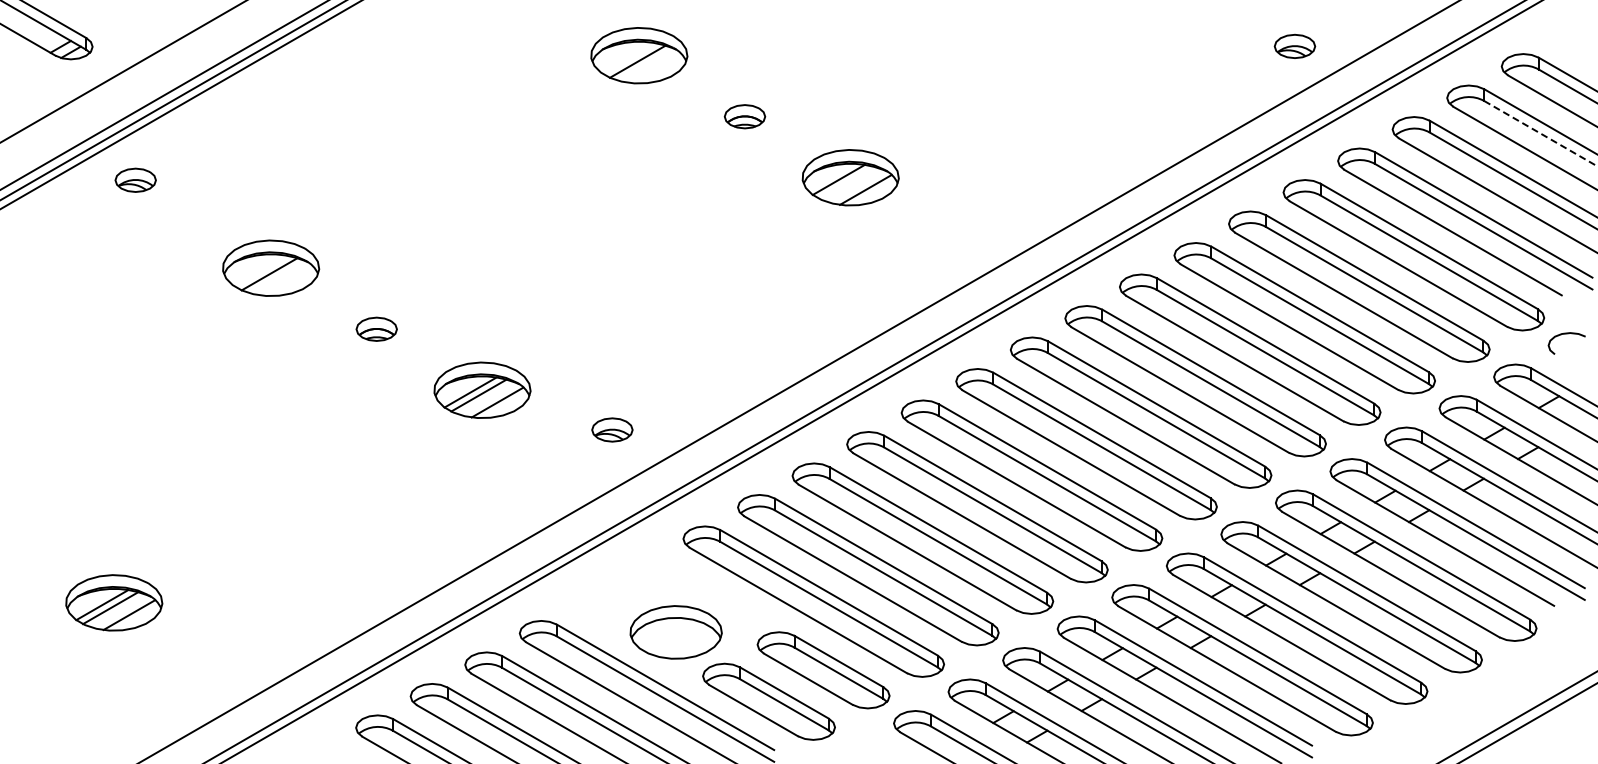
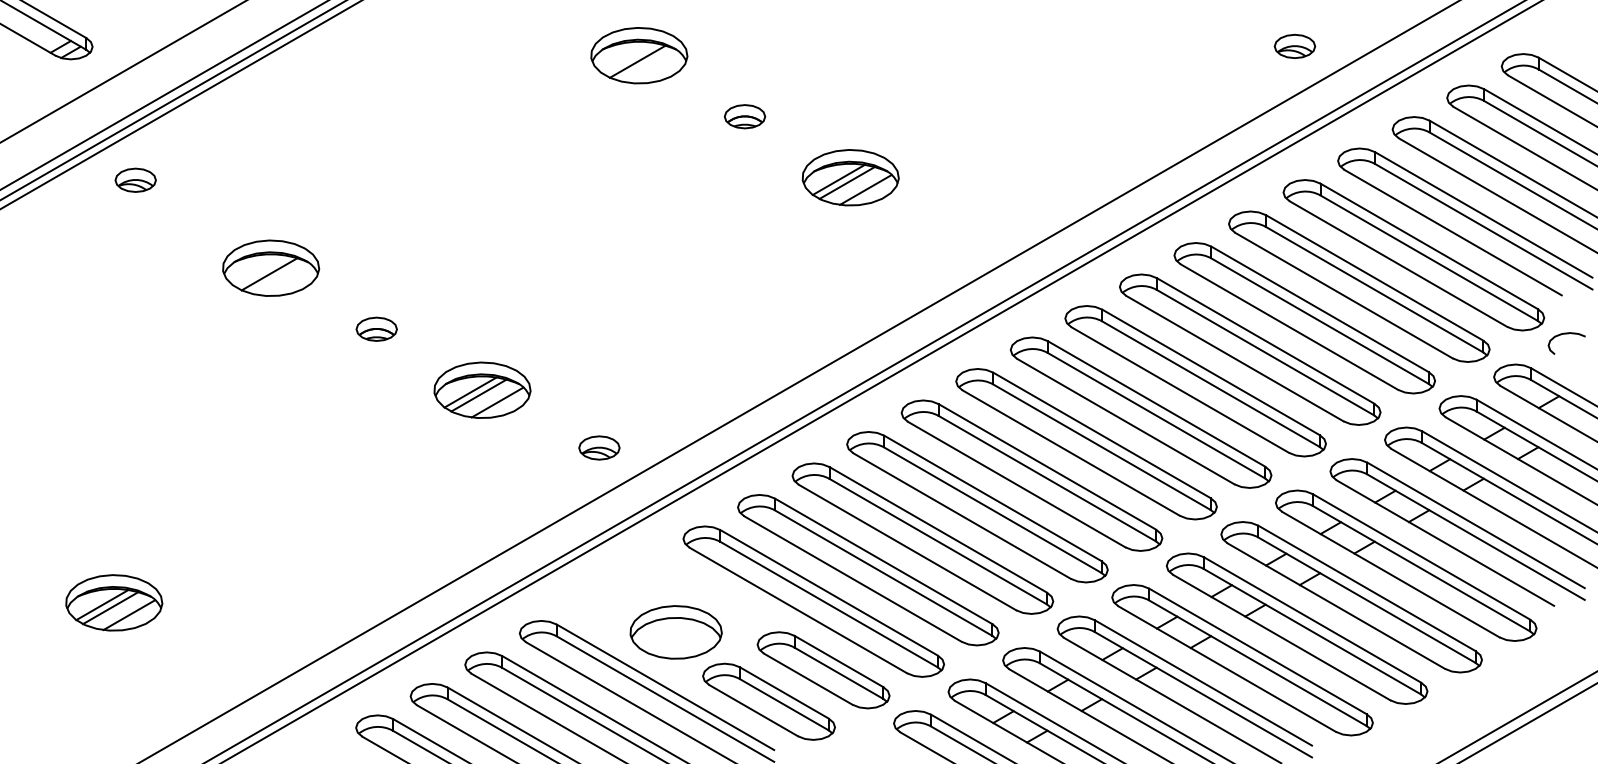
line: dashed -> solid (1541, 134)
line: none -> present (846, 182)
part position: (612, 429) -> (599, 447) (599, 447)
